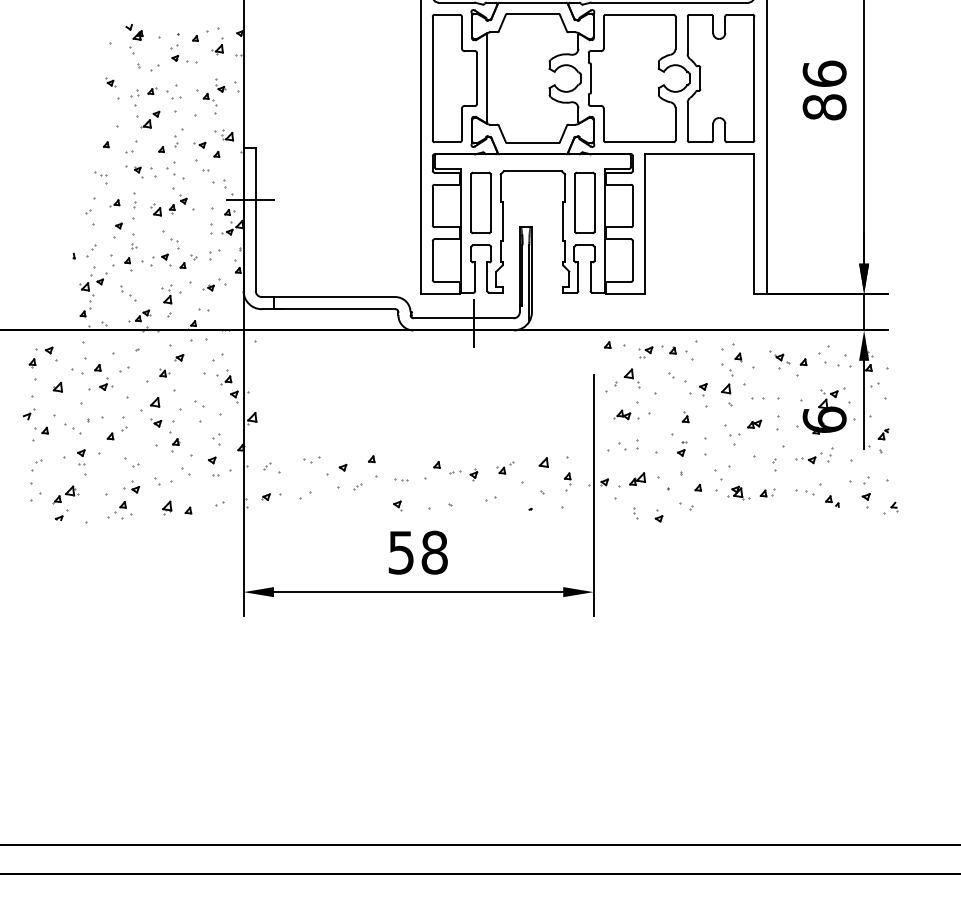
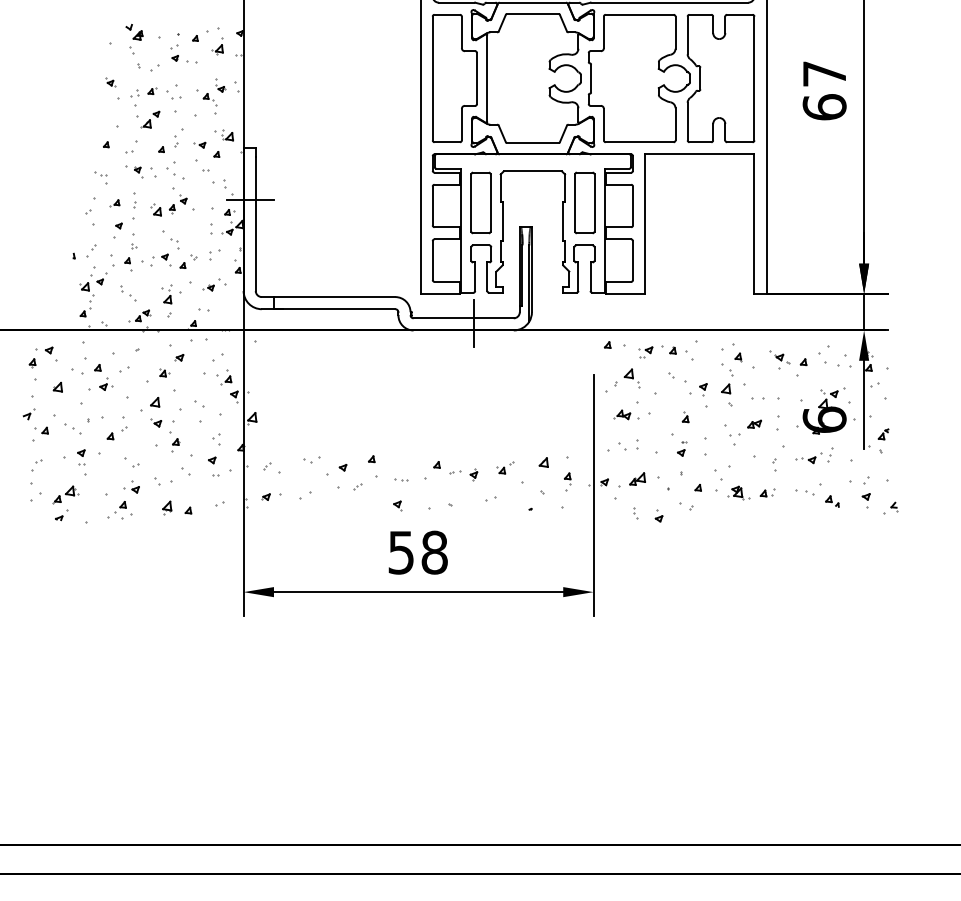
text: 86 -> 67 (824, 90)
